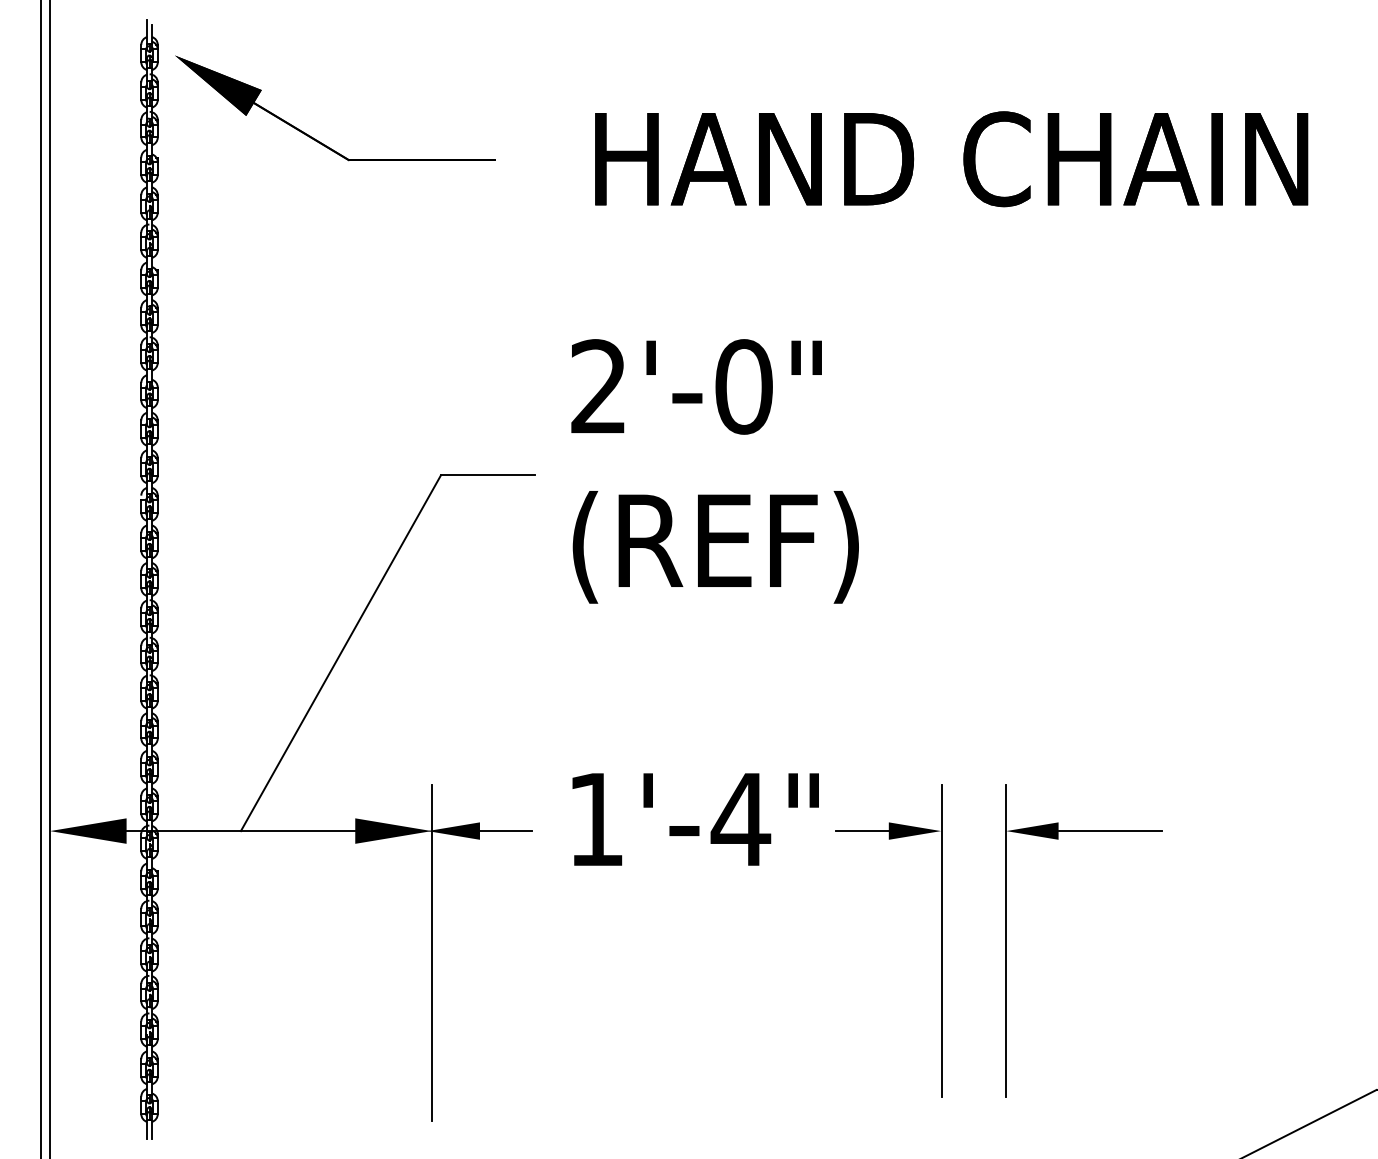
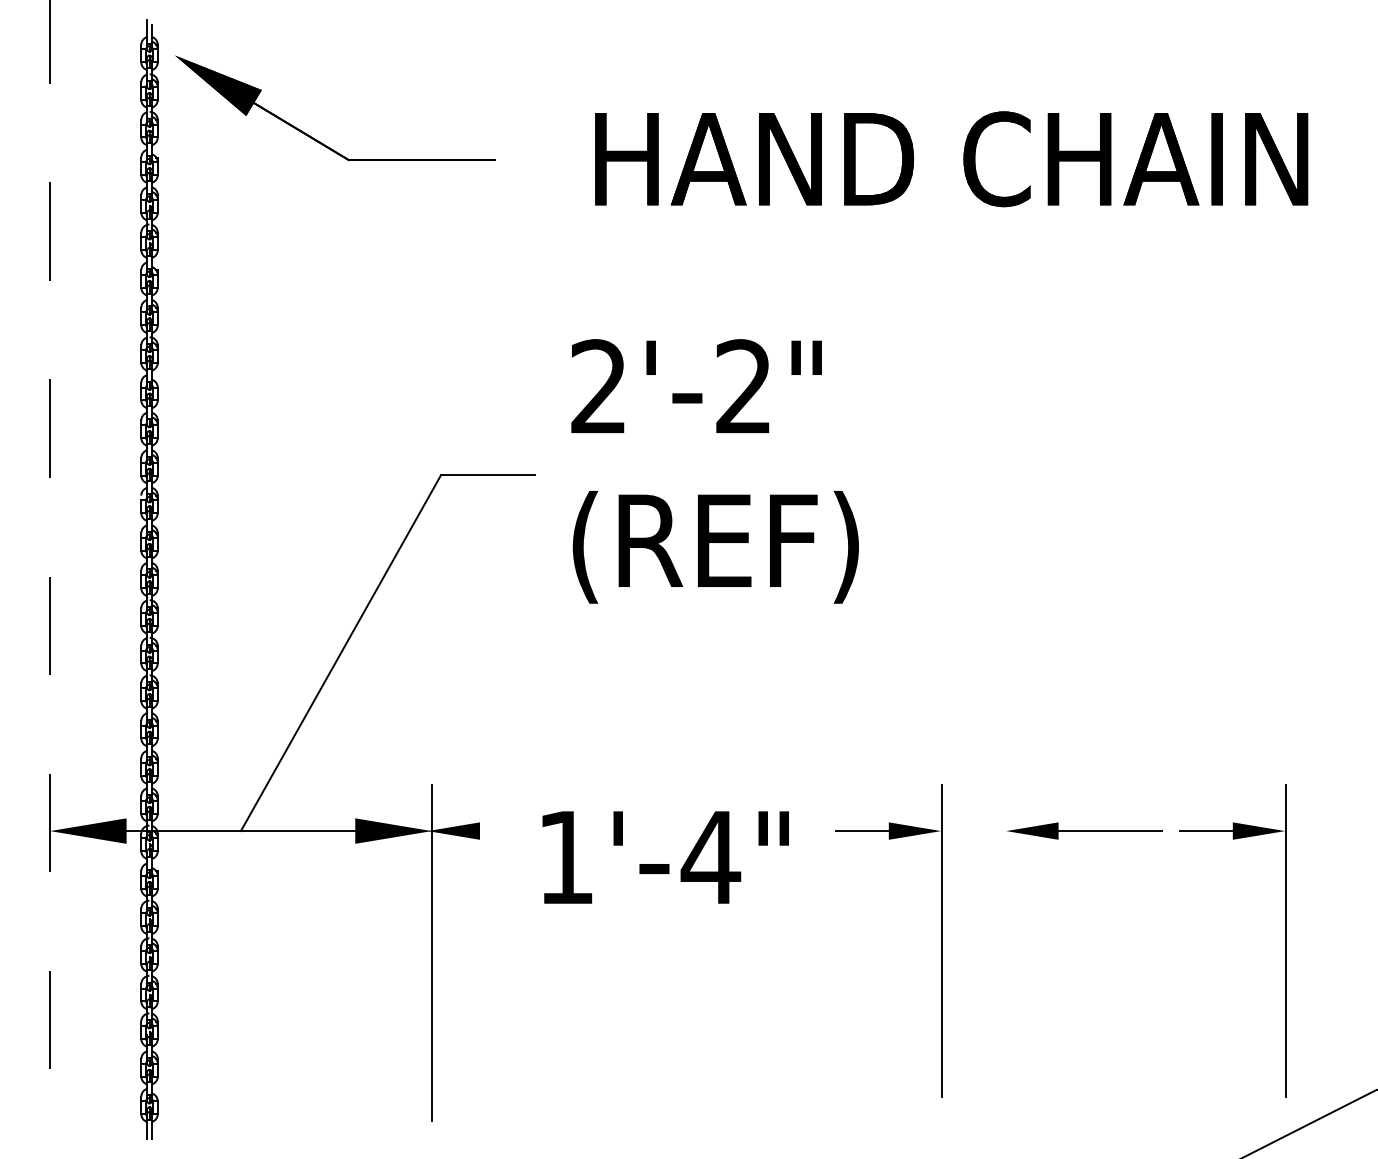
text: 2'-0" -> 2'-2" (743, 386)
line: present -> none (41, 578)
line: solid -> dashed (50, 579)
text position: (695, 819) -> (665, 857) (665, 857)
line: present -> none (505, 831)
line: present -> none (1006, 940)
part: none -> present (1285, 940)
